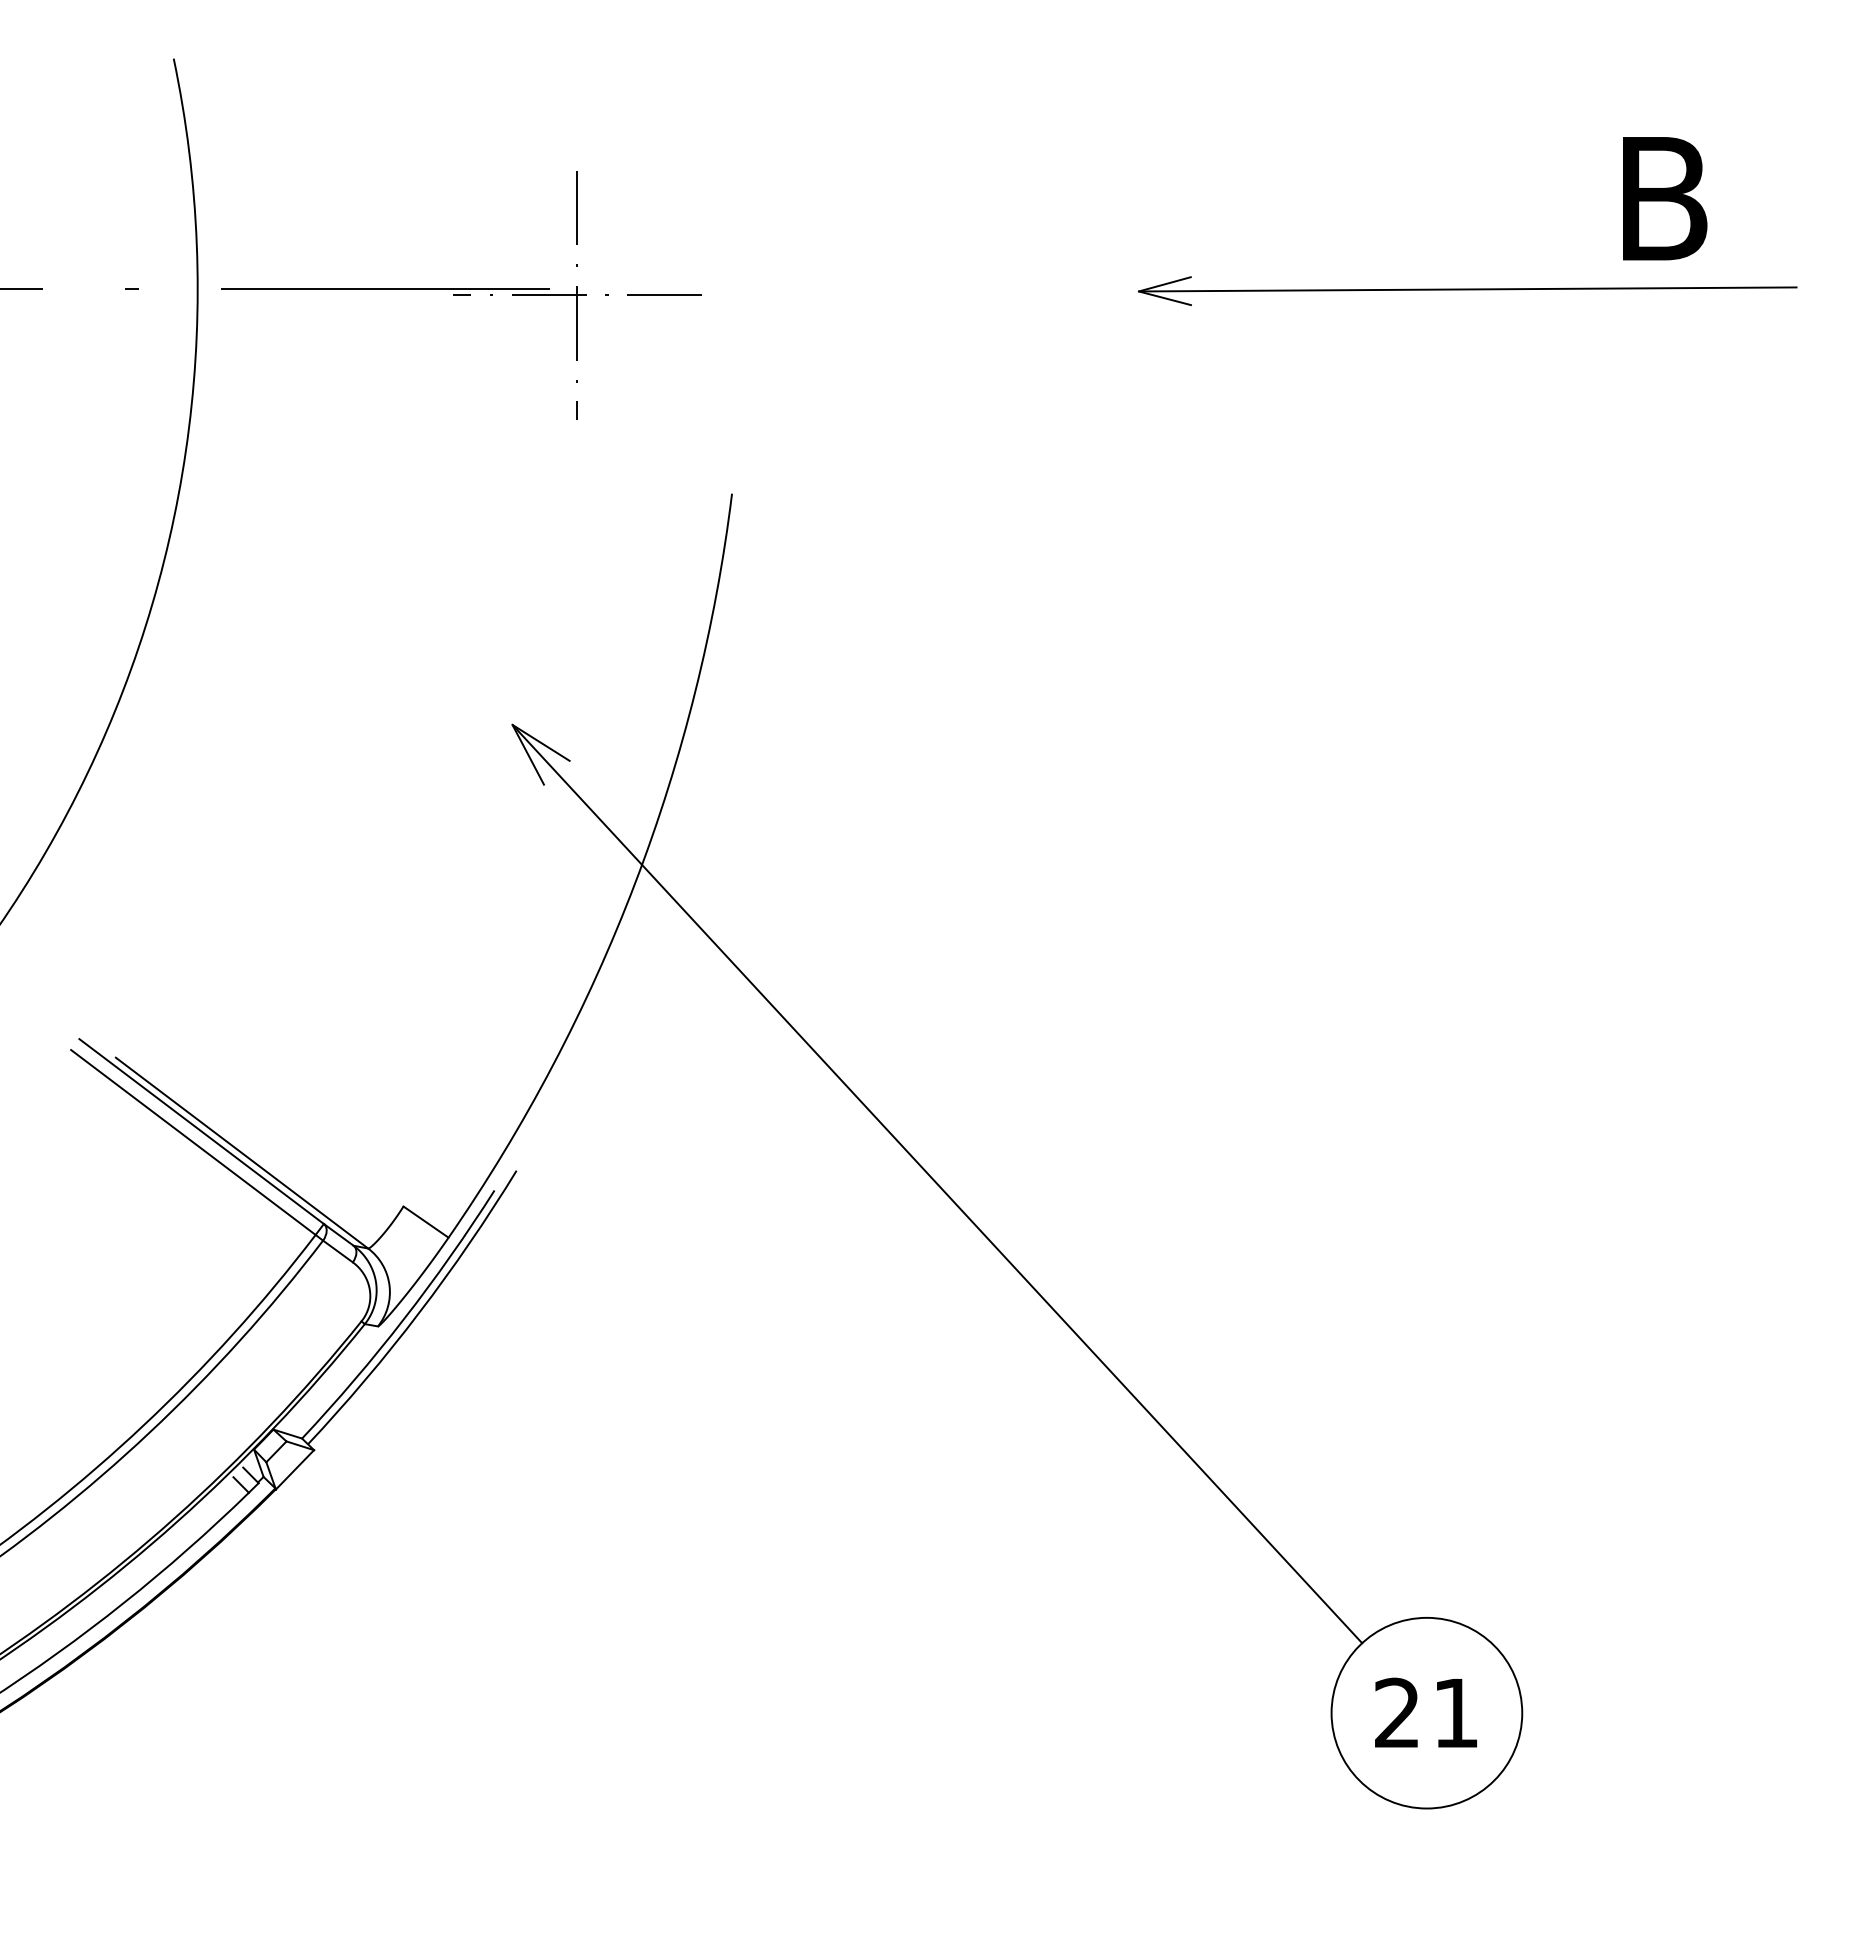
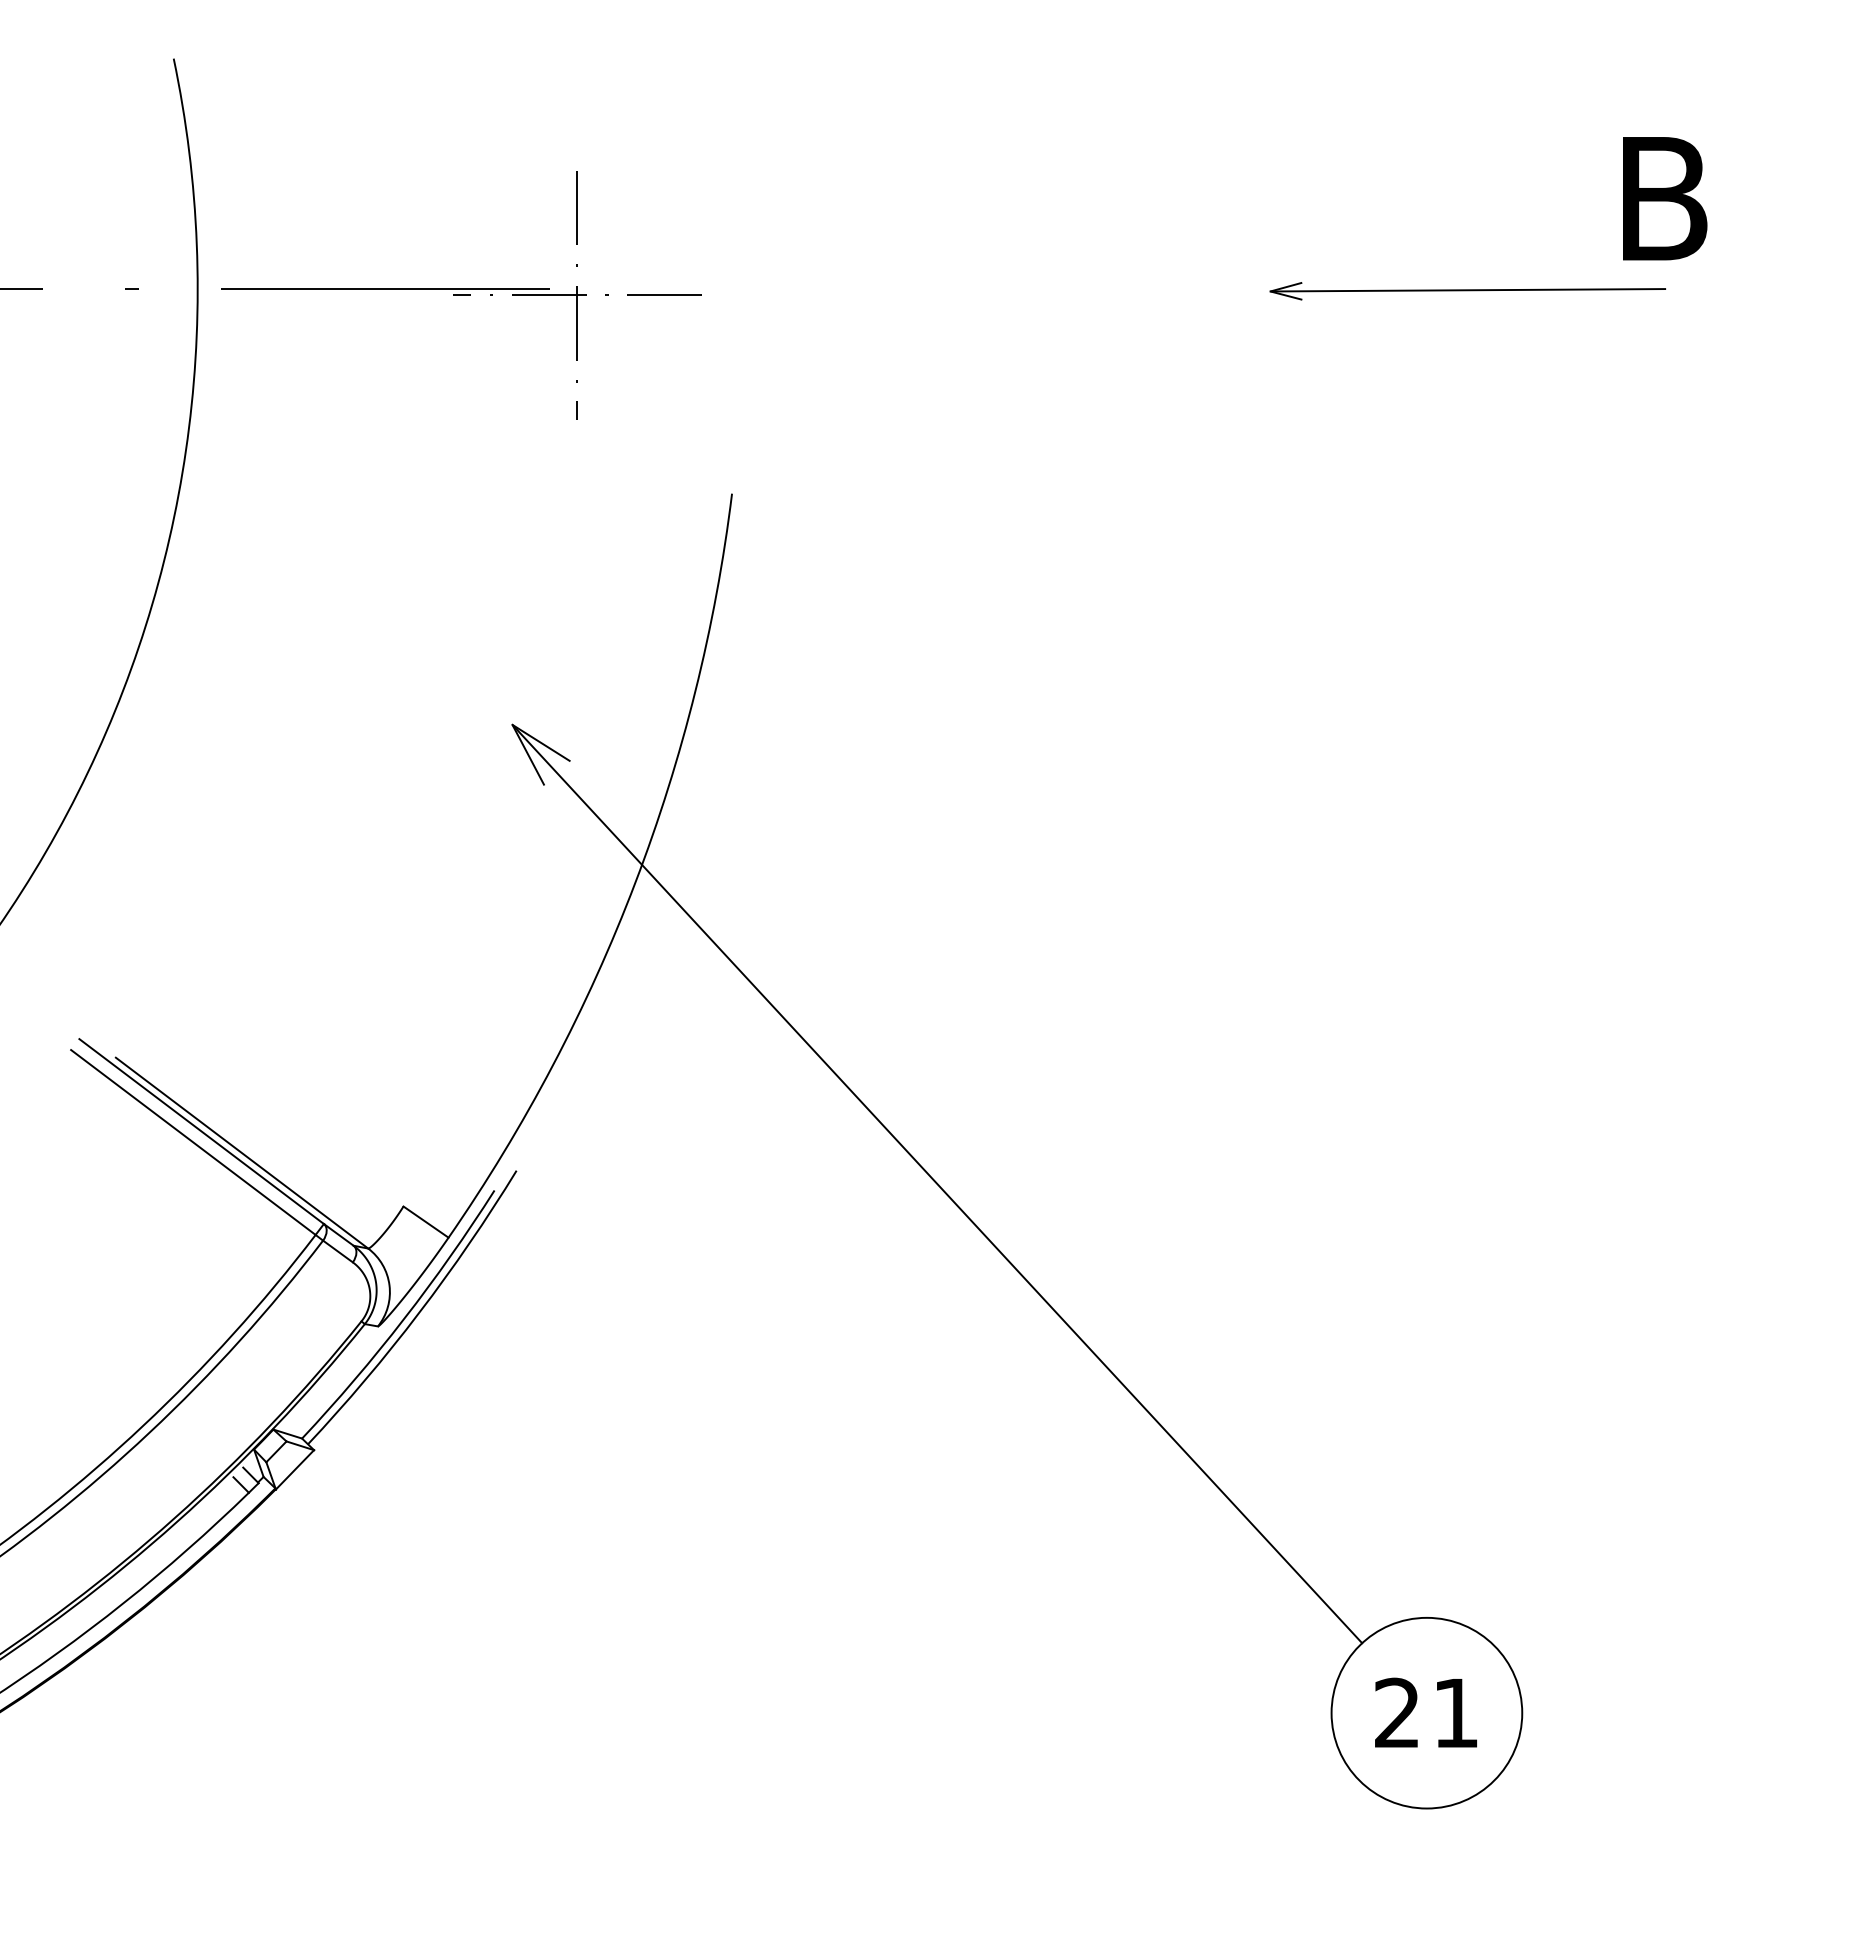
part size: 660x31 px -> 397x19 px (1467, 291)
